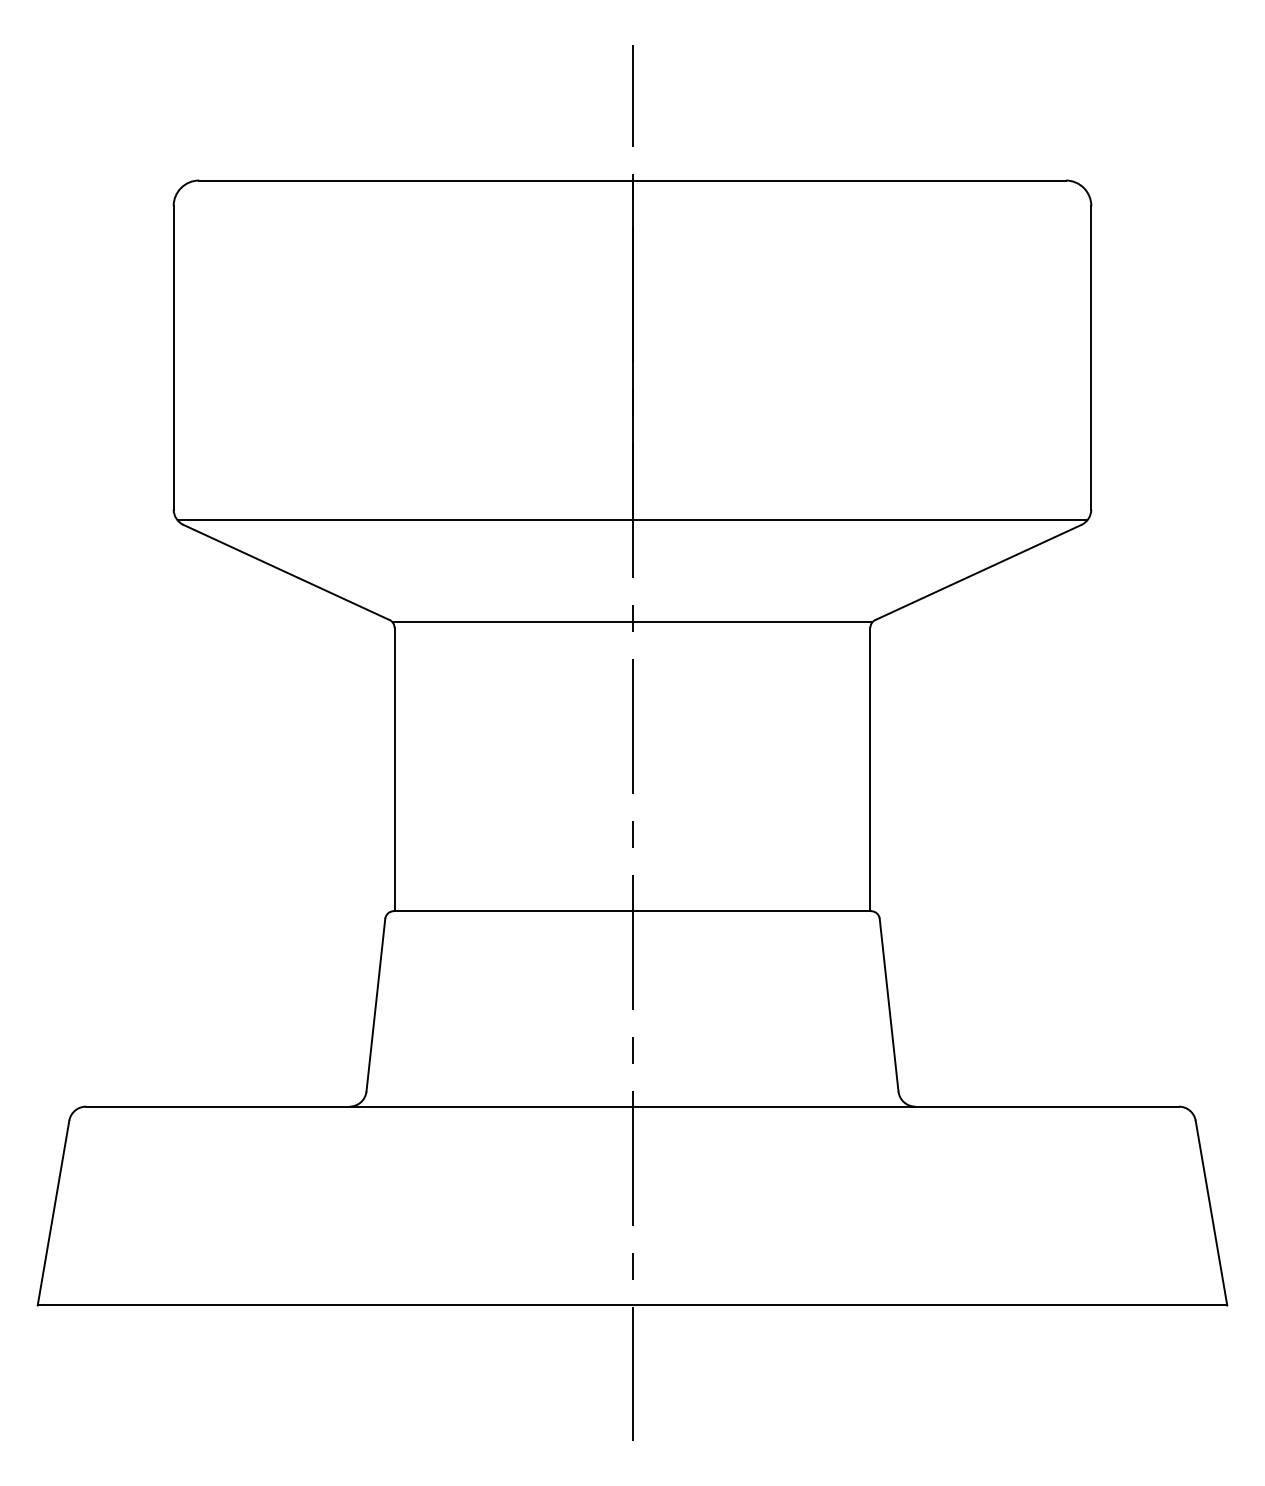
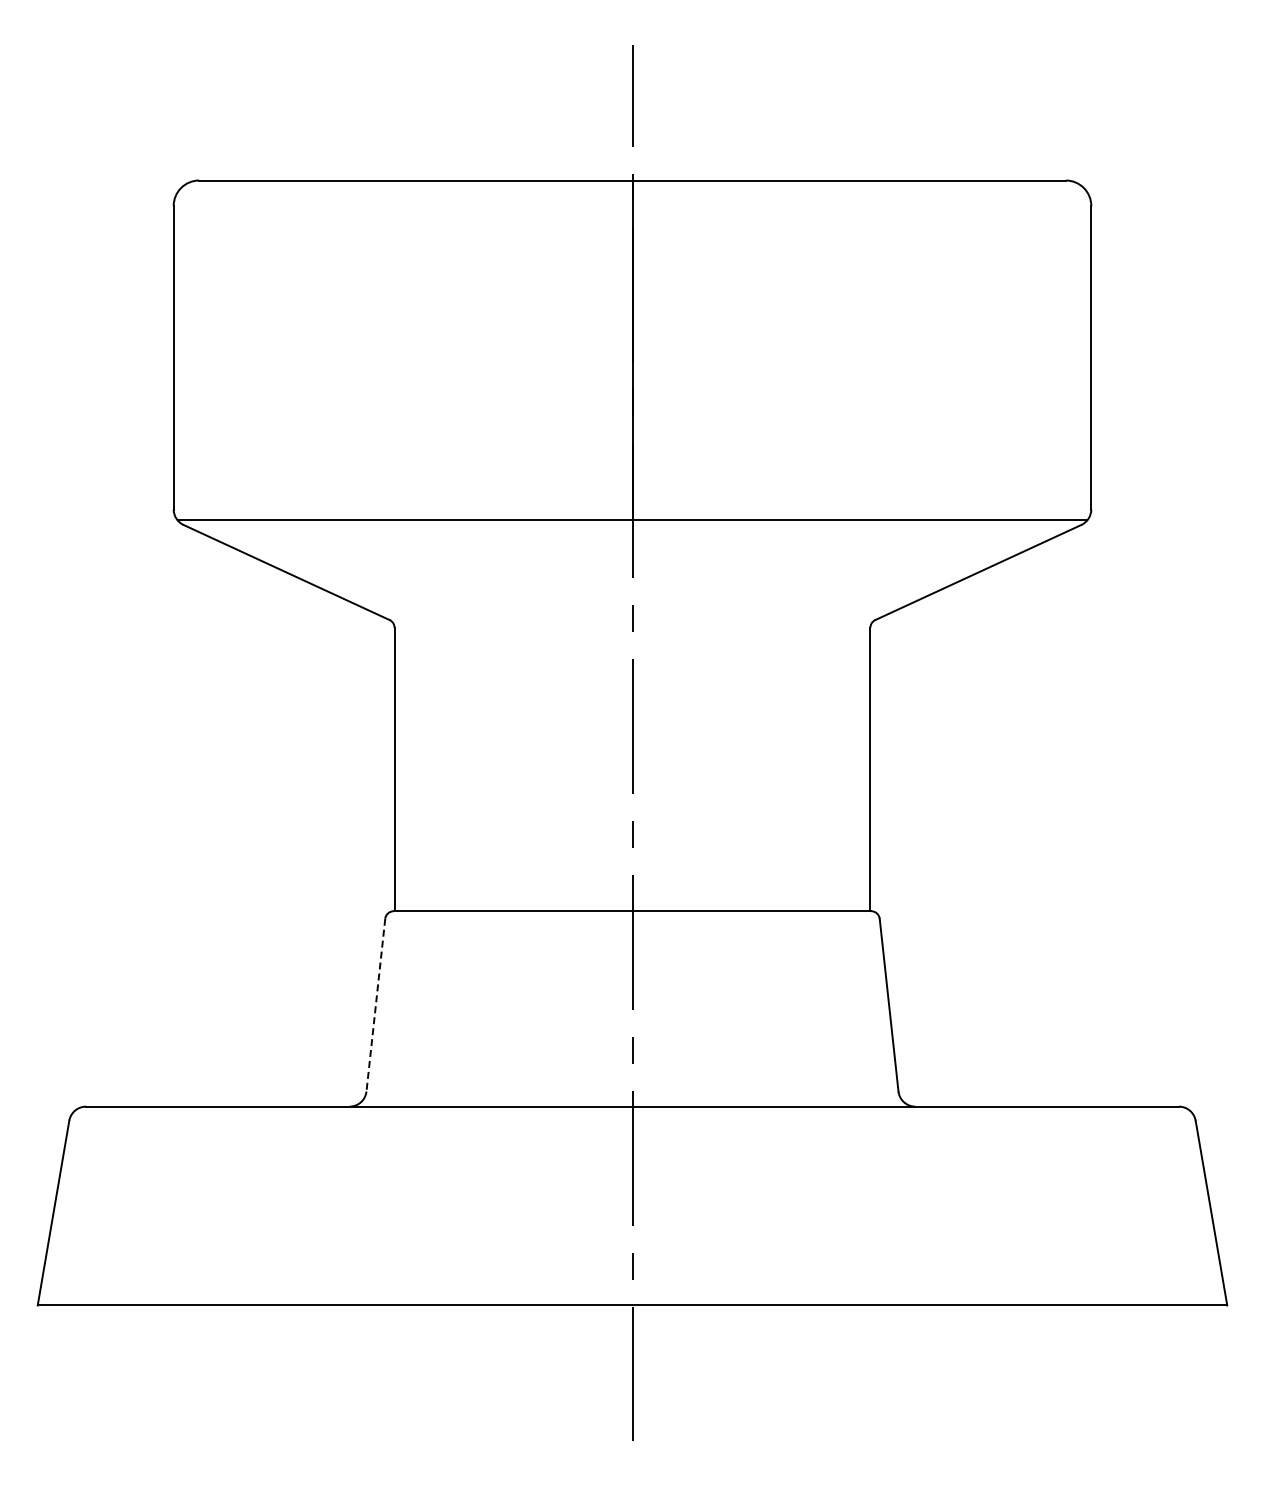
line: present -> none (632, 622)
line: solid -> dashed (375, 1005)
